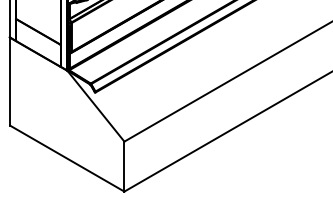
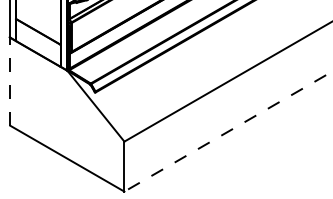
line: solid -> dashed (10, 81)
line: solid -> dashed (228, 131)
